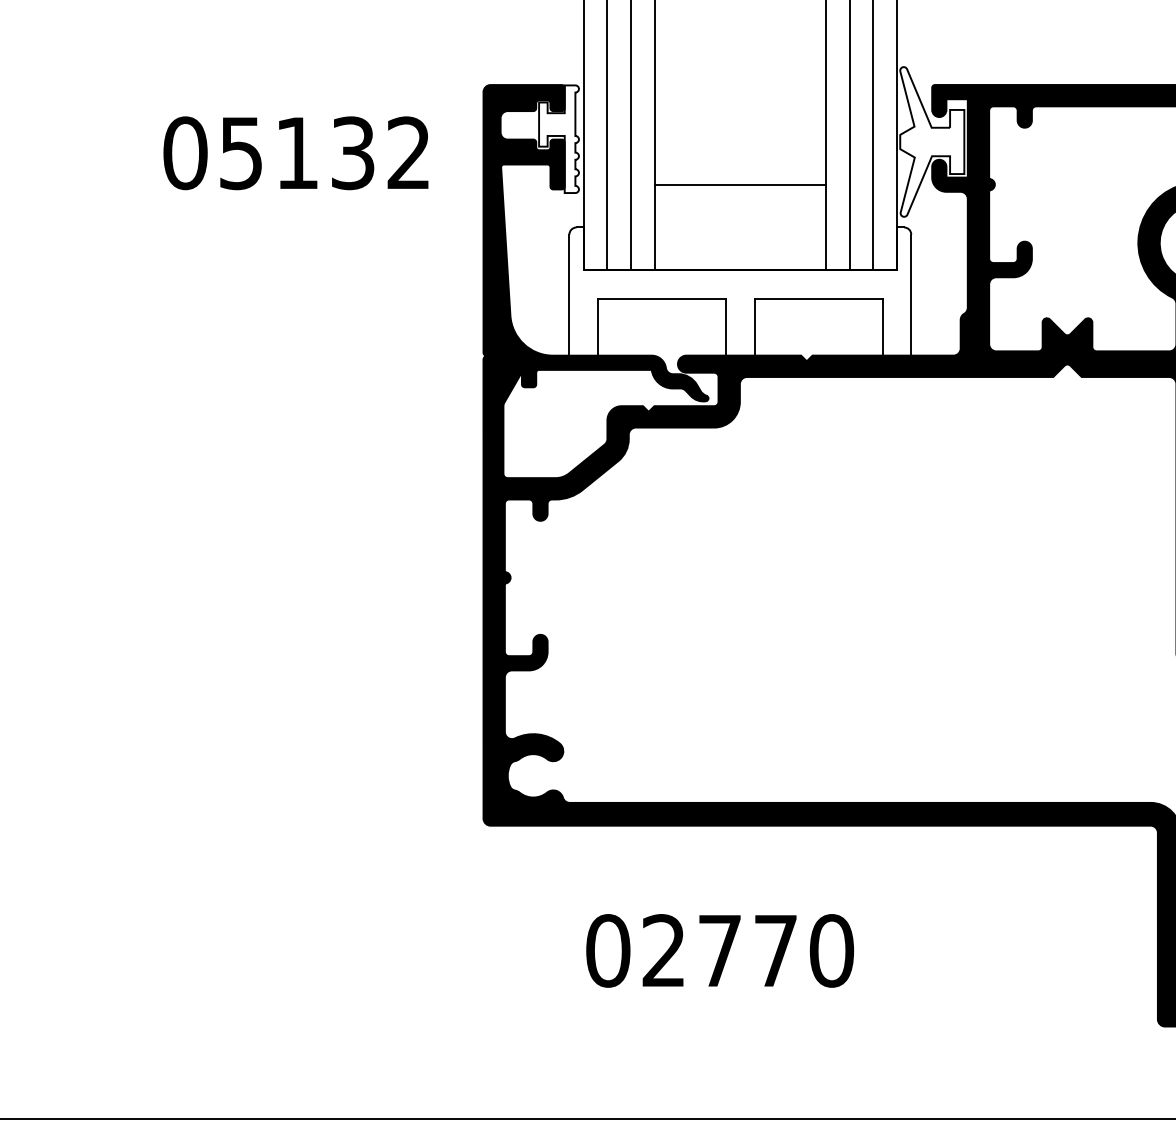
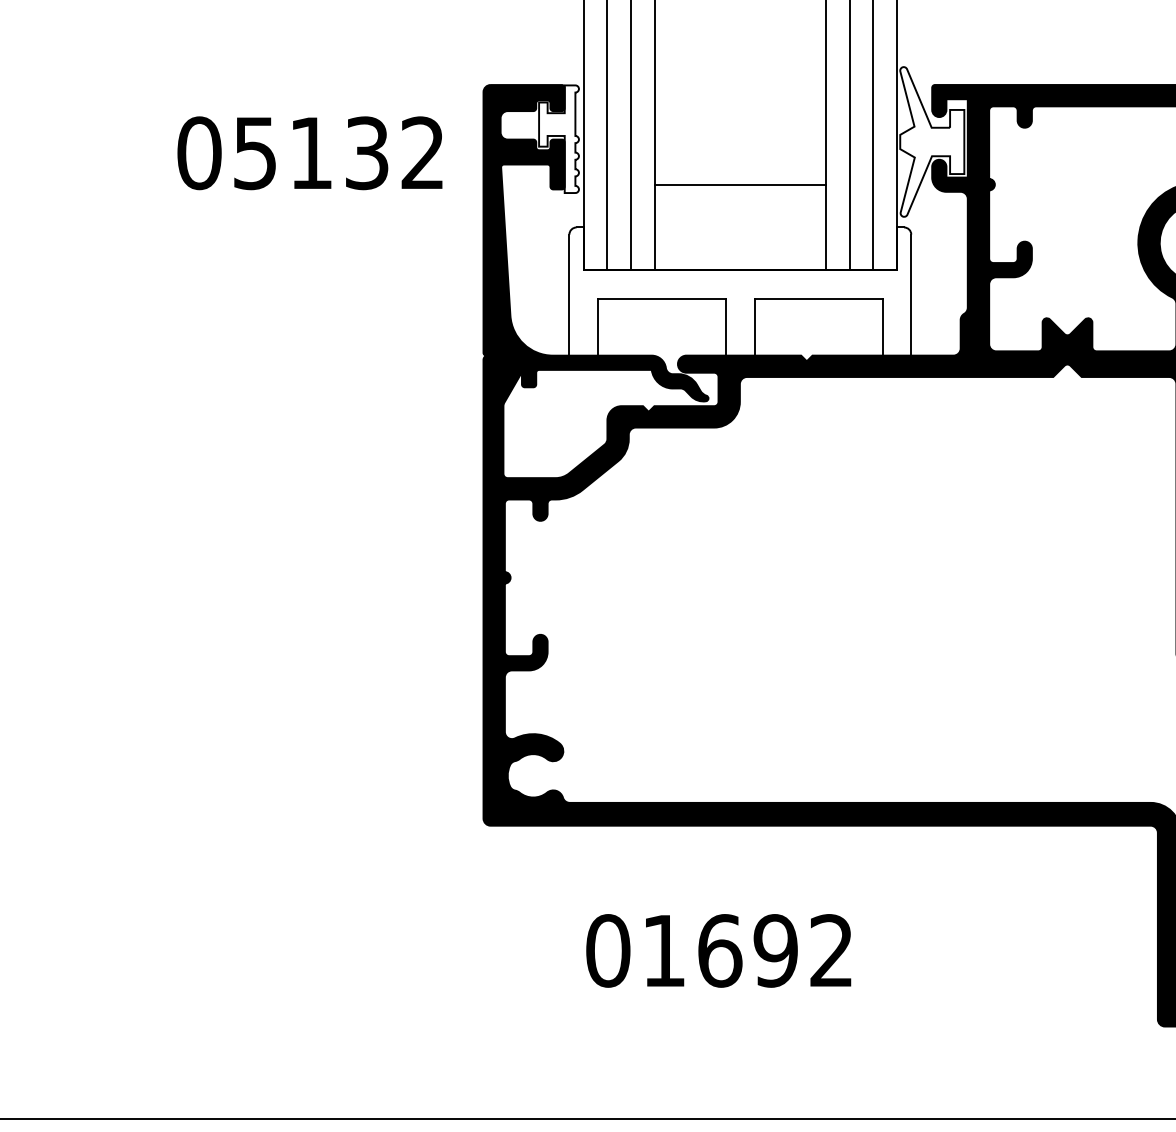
text position: (295, 153) -> (309, 153) (309, 153)
text: 02770 -> 01692 (748, 950)
